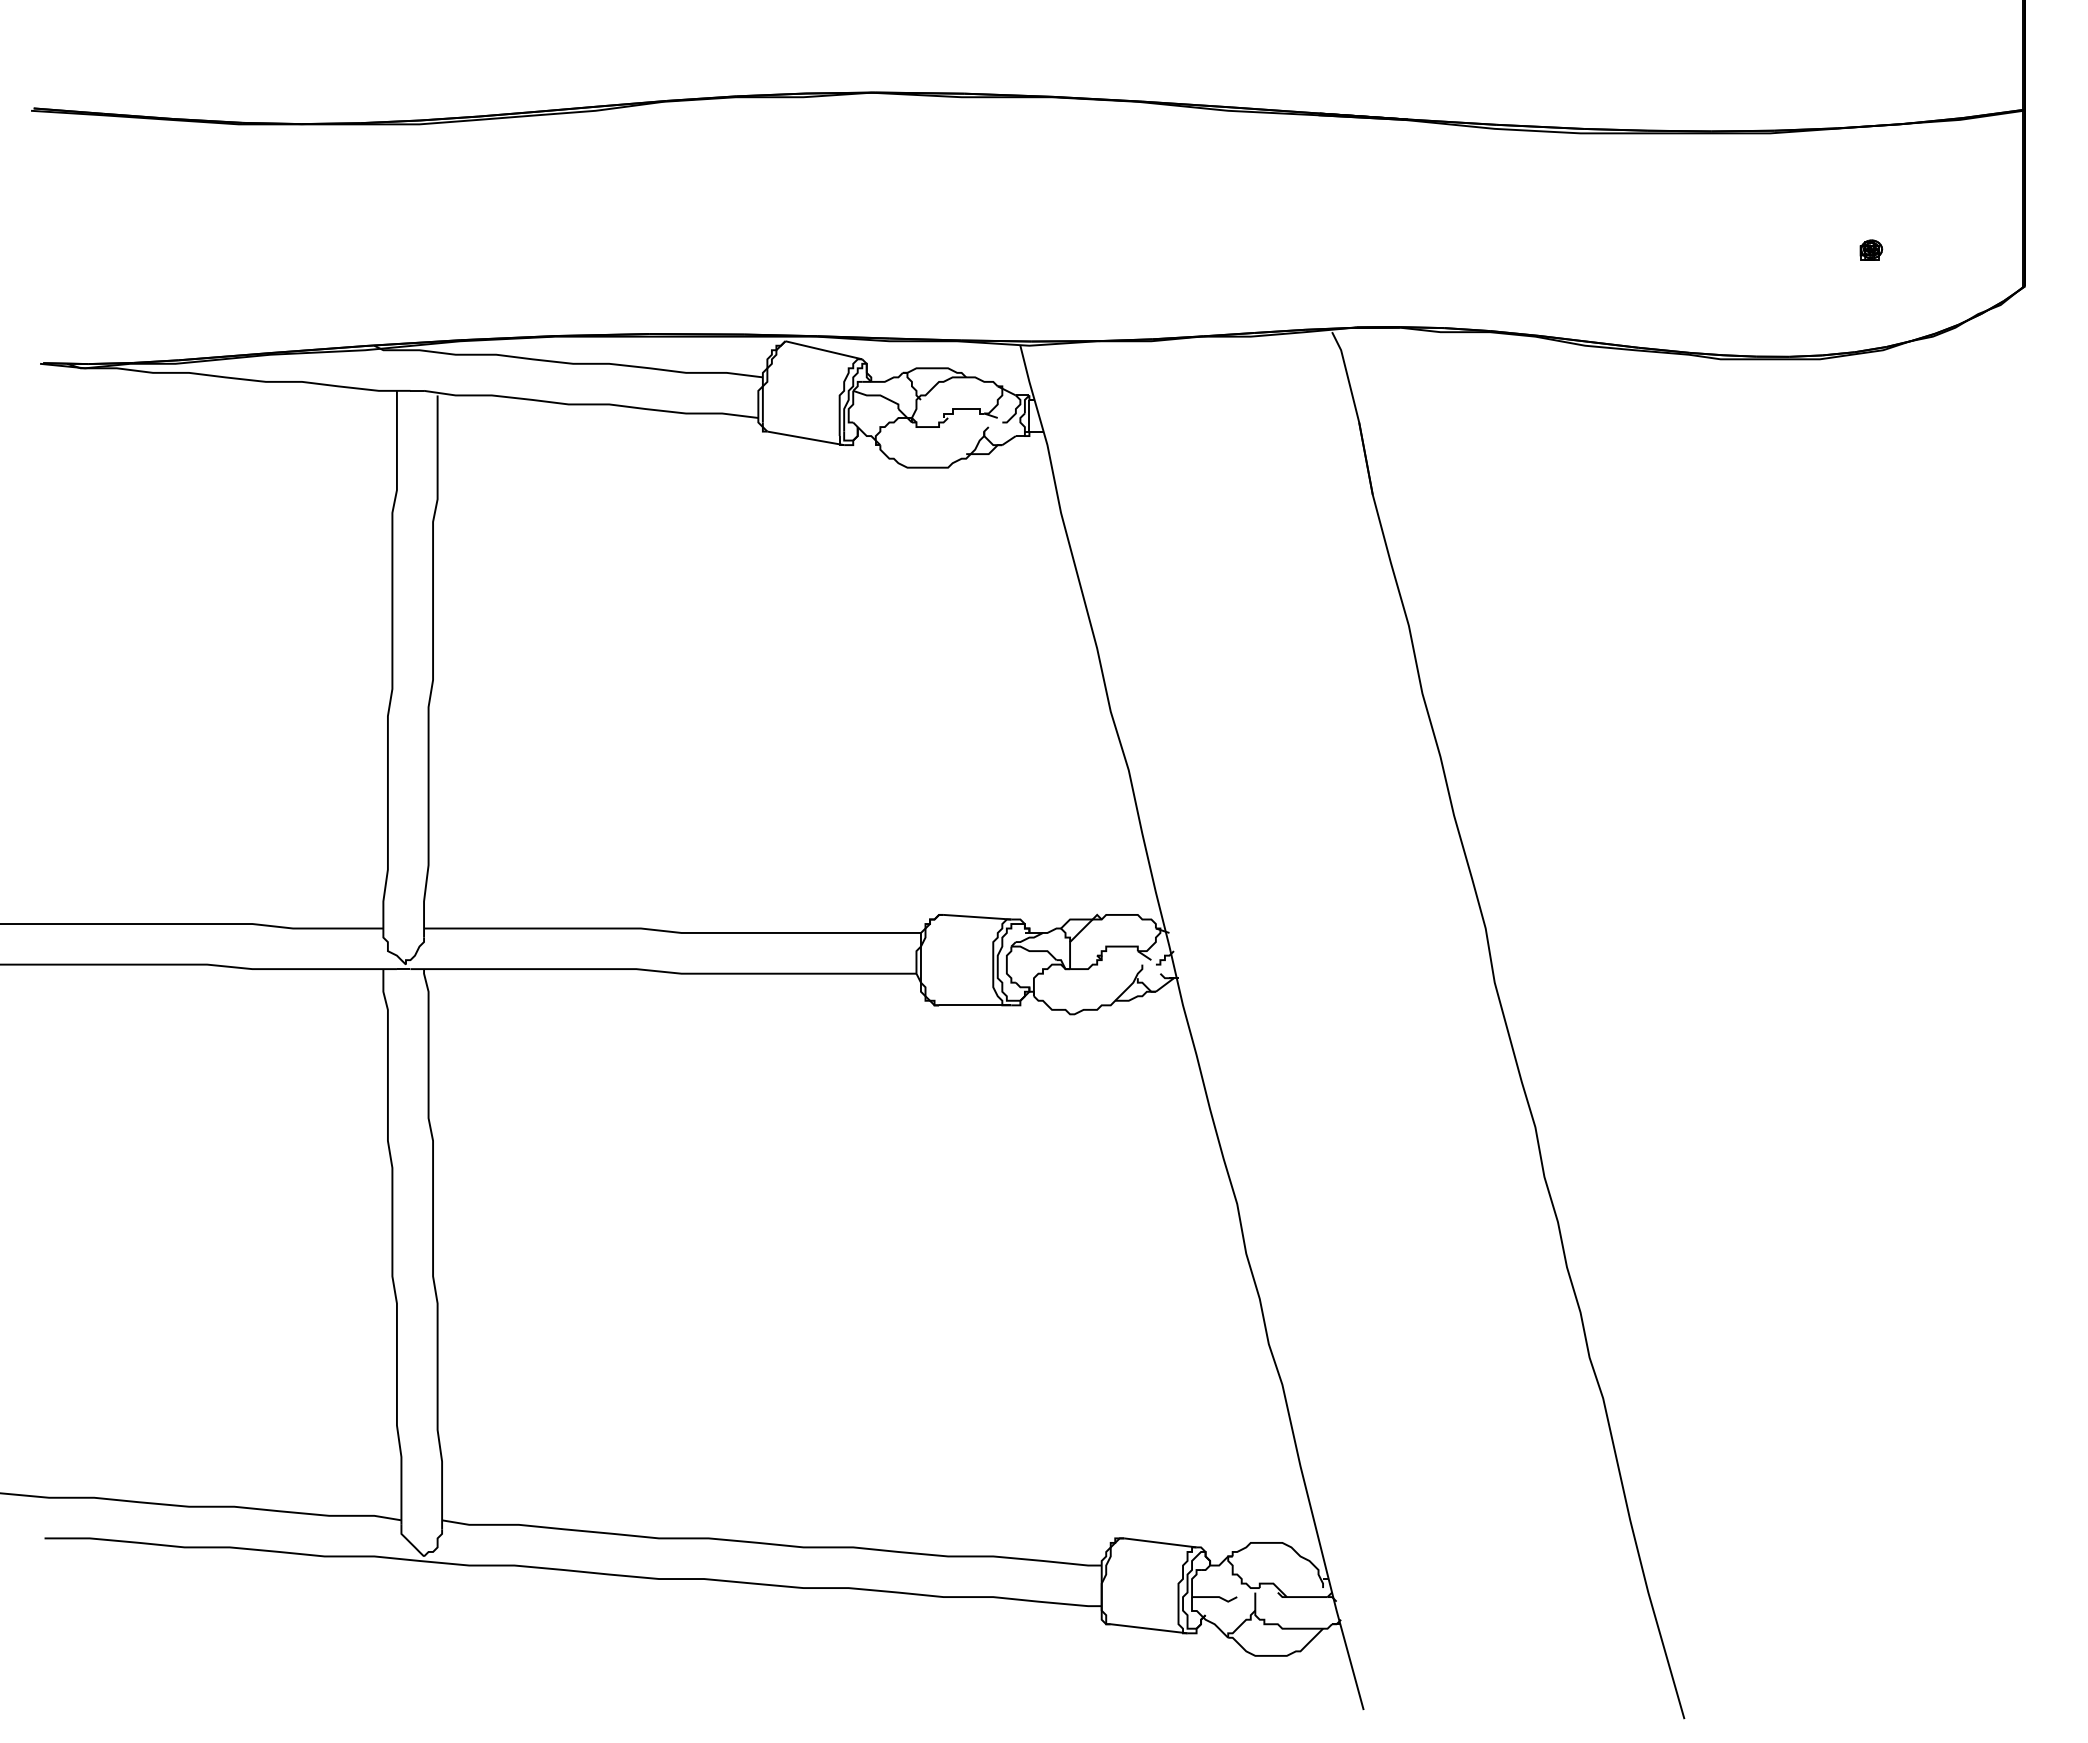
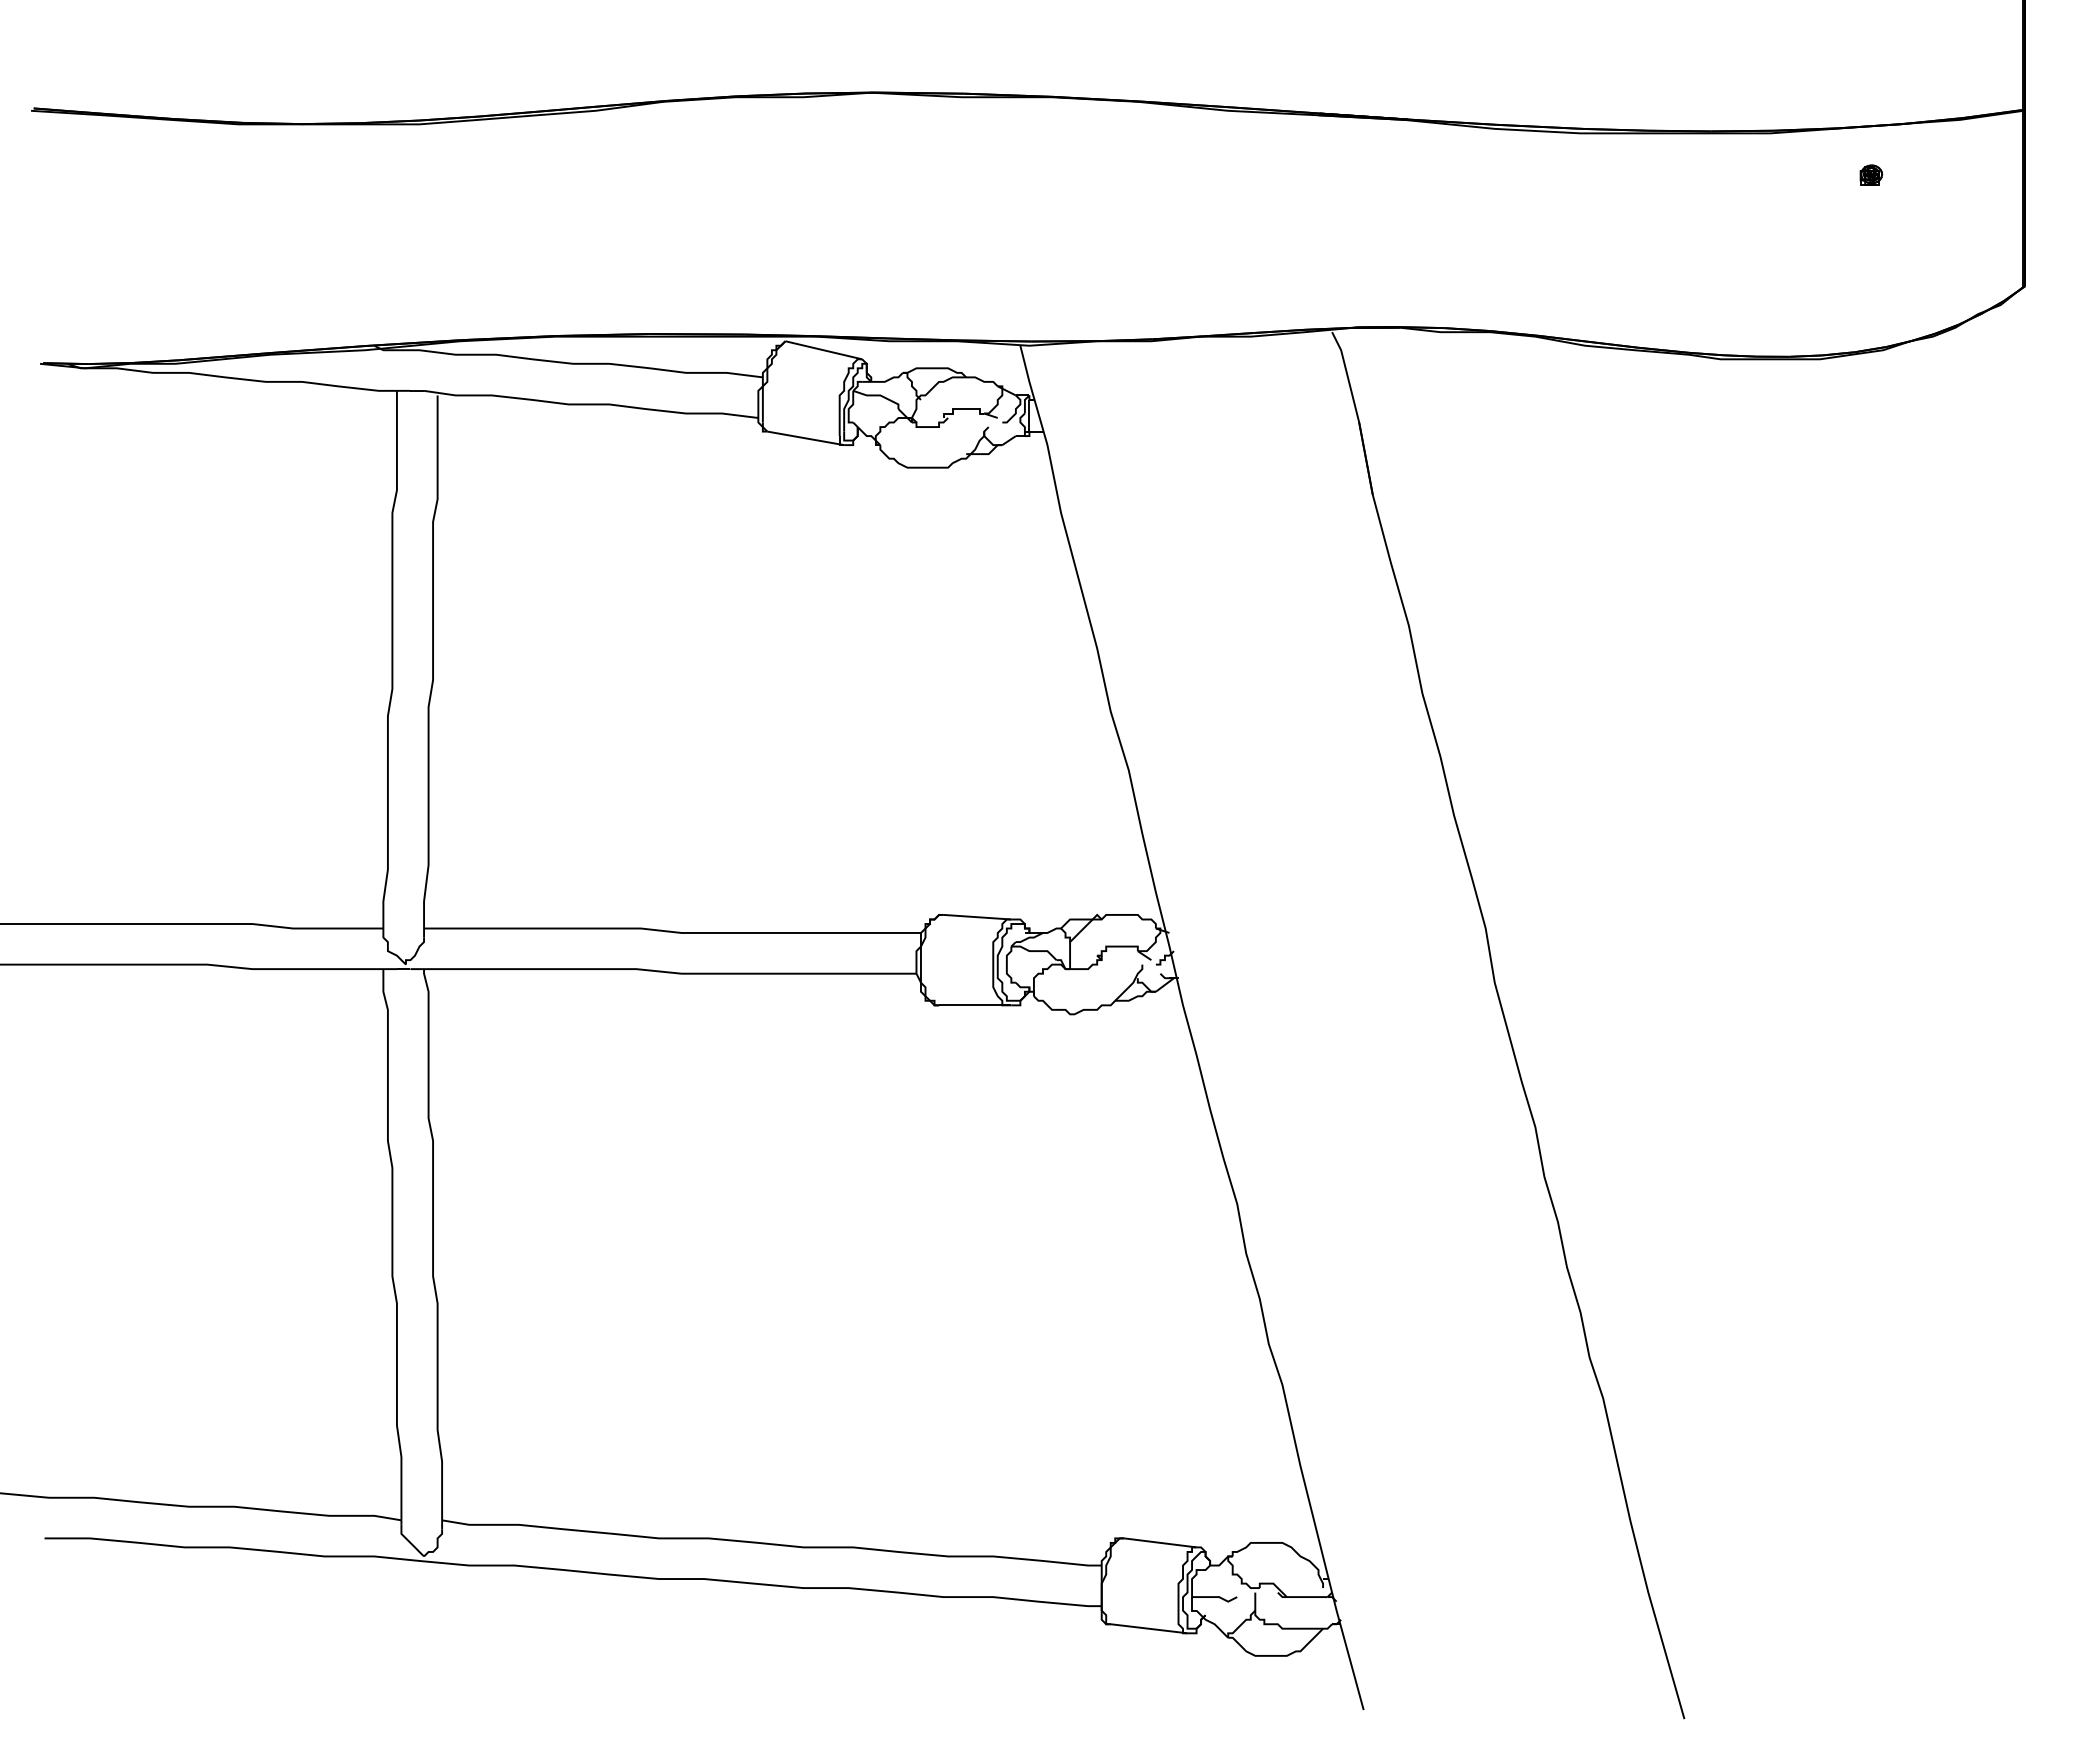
part position: (1871, 249) -> (1871, 174) (1871, 174)
